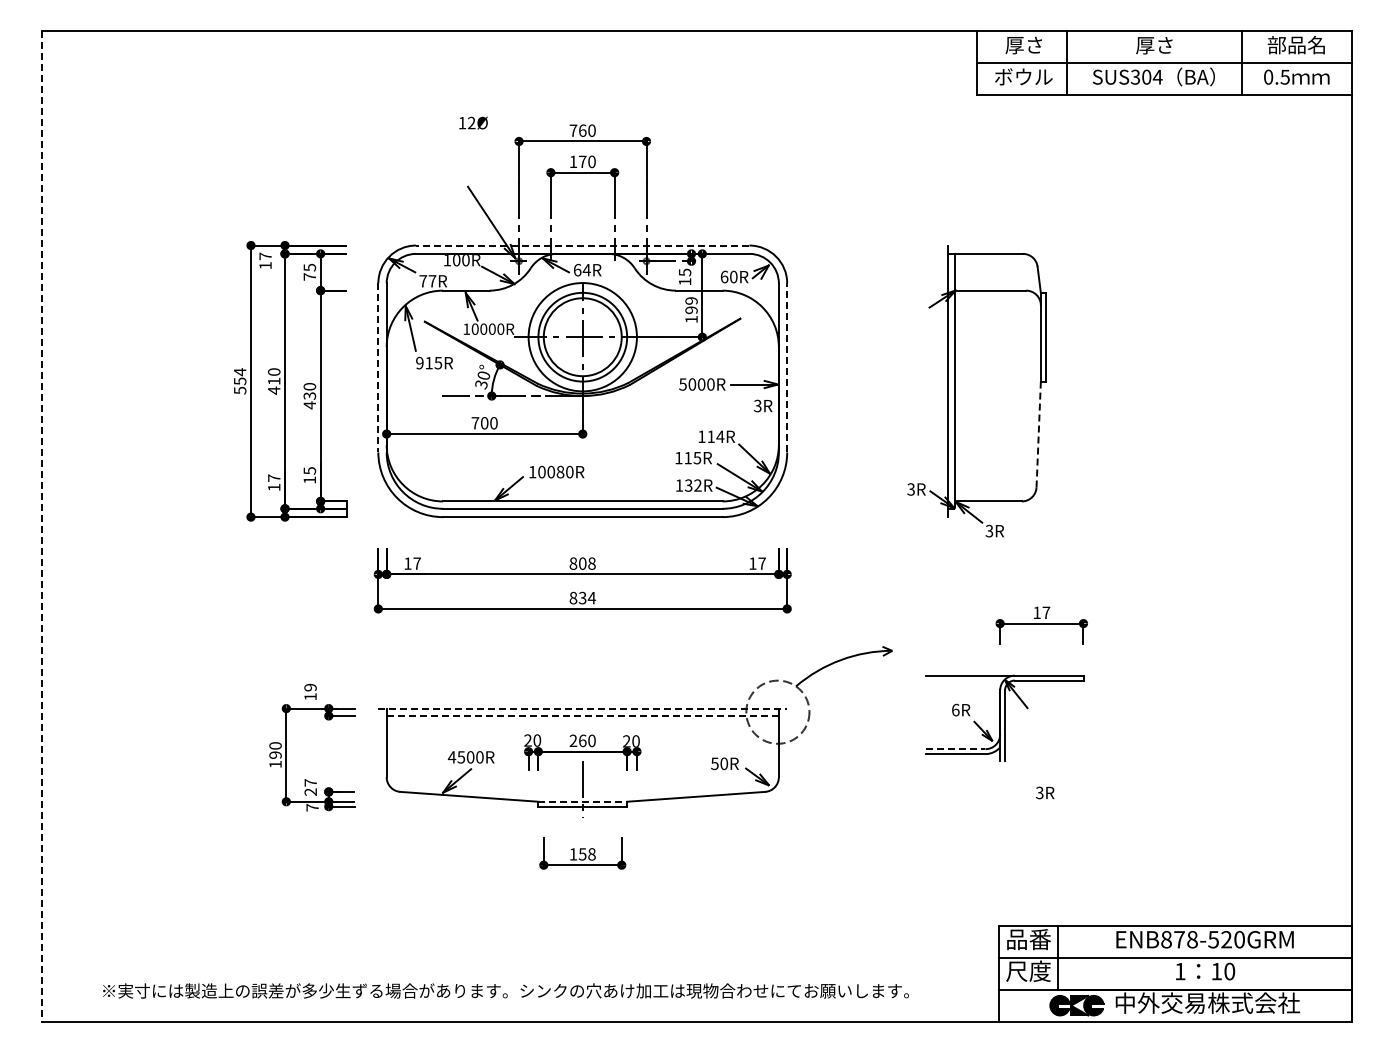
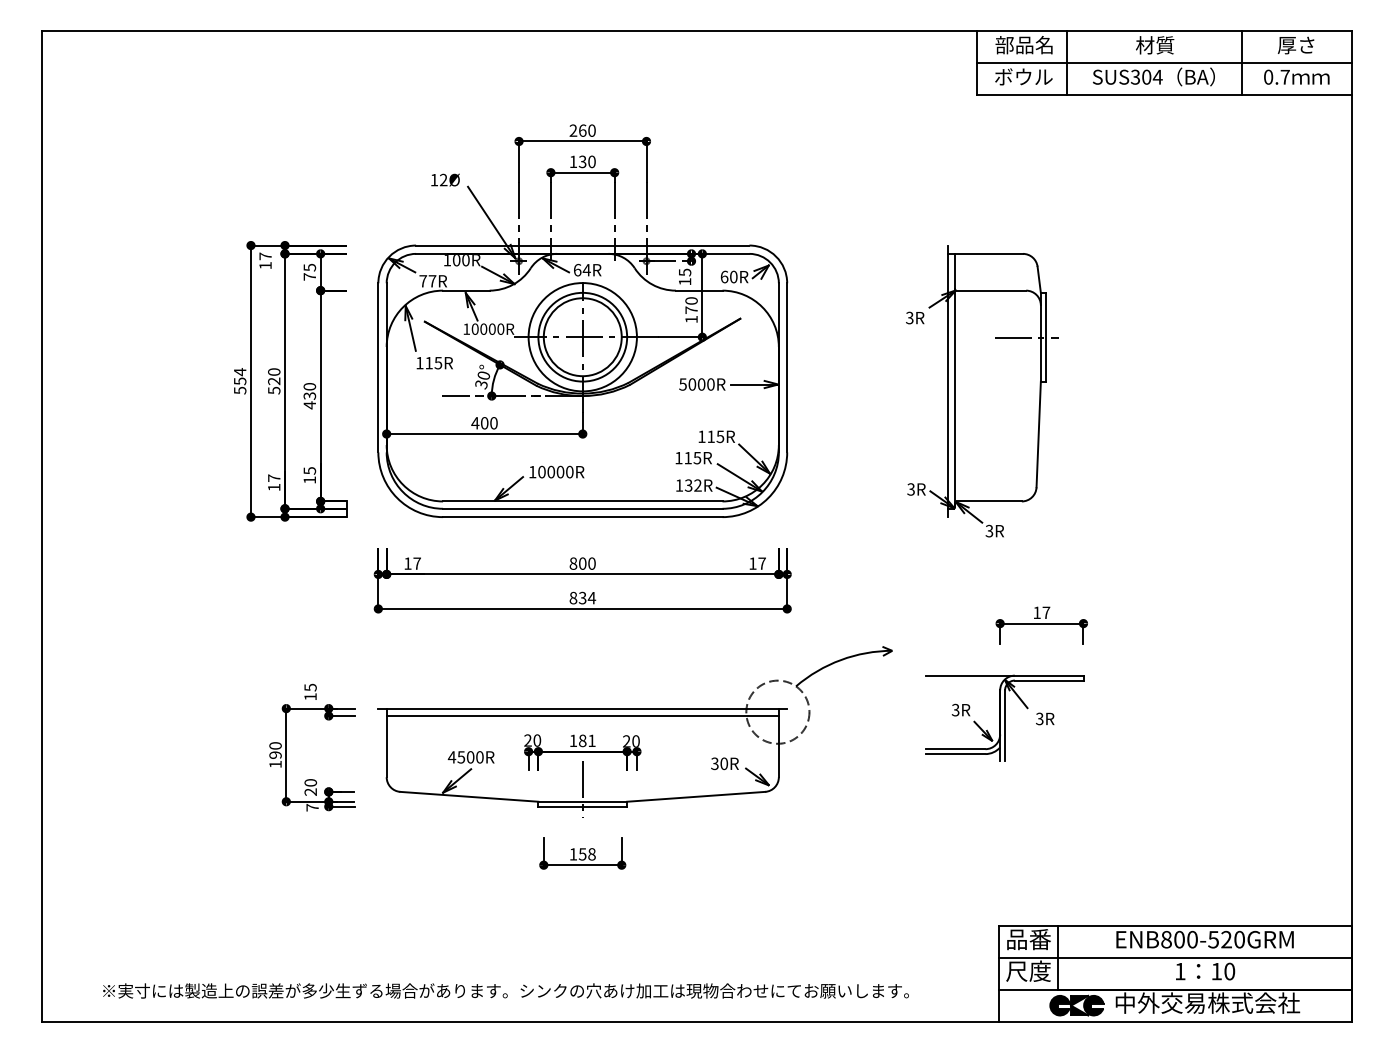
text: 厚さ -> 部品名 (1023, 45)
text: 厚さ -> 材質 (1155, 45)
text: 部品名 -> 厚さ (1295, 45)
text: 0.5 -> 0.7 (1284, 77)
text position: (473, 122) -> (445, 179) (445, 179)
text: 760 -> 260 (573, 130)
text: 170 -> 130 (582, 161)
line: dashed -> solid (582, 245)
text: 199 -> 170 (691, 305)
line: none -> present (1026, 338)
text: 915R -> 115R (419, 362)
line: dashed -> solid (378, 367)
line: dashed -> solid (787, 367)
text: 410 -> 520 (274, 385)
text position: (763, 405) -> (915, 317) (915, 317)
text: 700 -> 400 (475, 423)
line: dashed -> solid (1038, 434)
text: 114R -> 115R (720, 436)
text: 10080R -> 10000R (560, 472)
line: dashed -> solid (41, 526)
text: 808 -> 800 (591, 563)
text: 19 -> 15 (310, 687)
line: dashed -> solid (583, 708)
text: 6R -> 3R (955, 709)
line: dashed -> solid (583, 715)
text: 260 -> 181 (582, 740)
line: dashed -> solid (955, 749)
text: 50R -> 30R (714, 763)
text: 27 -> 20 (310, 782)
text position: (1045, 792) -> (1045, 718) (1045, 718)
line: dashed -> solid (583, 801)
text: ENB878-520GRM -> ENB800-520GRM (1185, 939)
